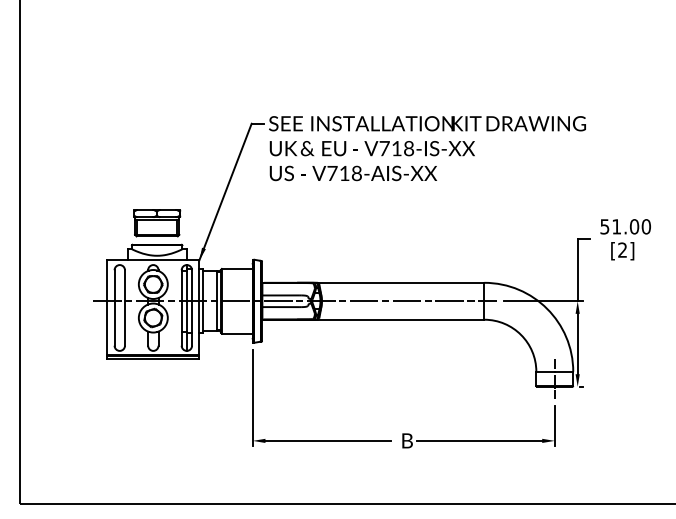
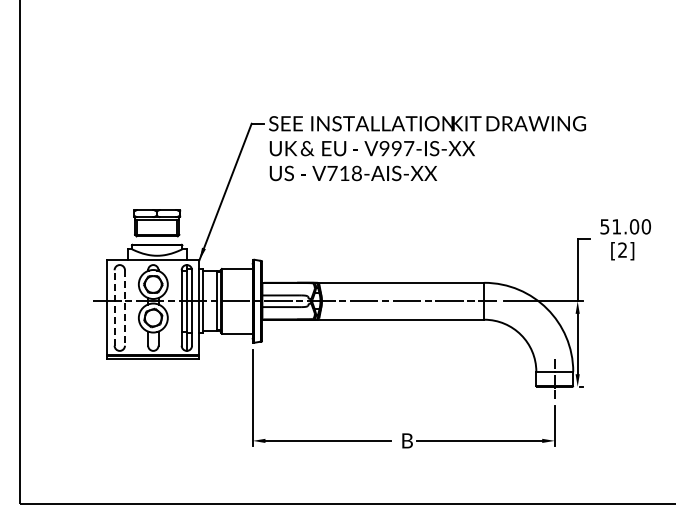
text: V718-IS-XX -> V997-IS-XX (396, 148)
line: solid -> dashed (114, 307)
line: solid -> dashed (124, 307)
